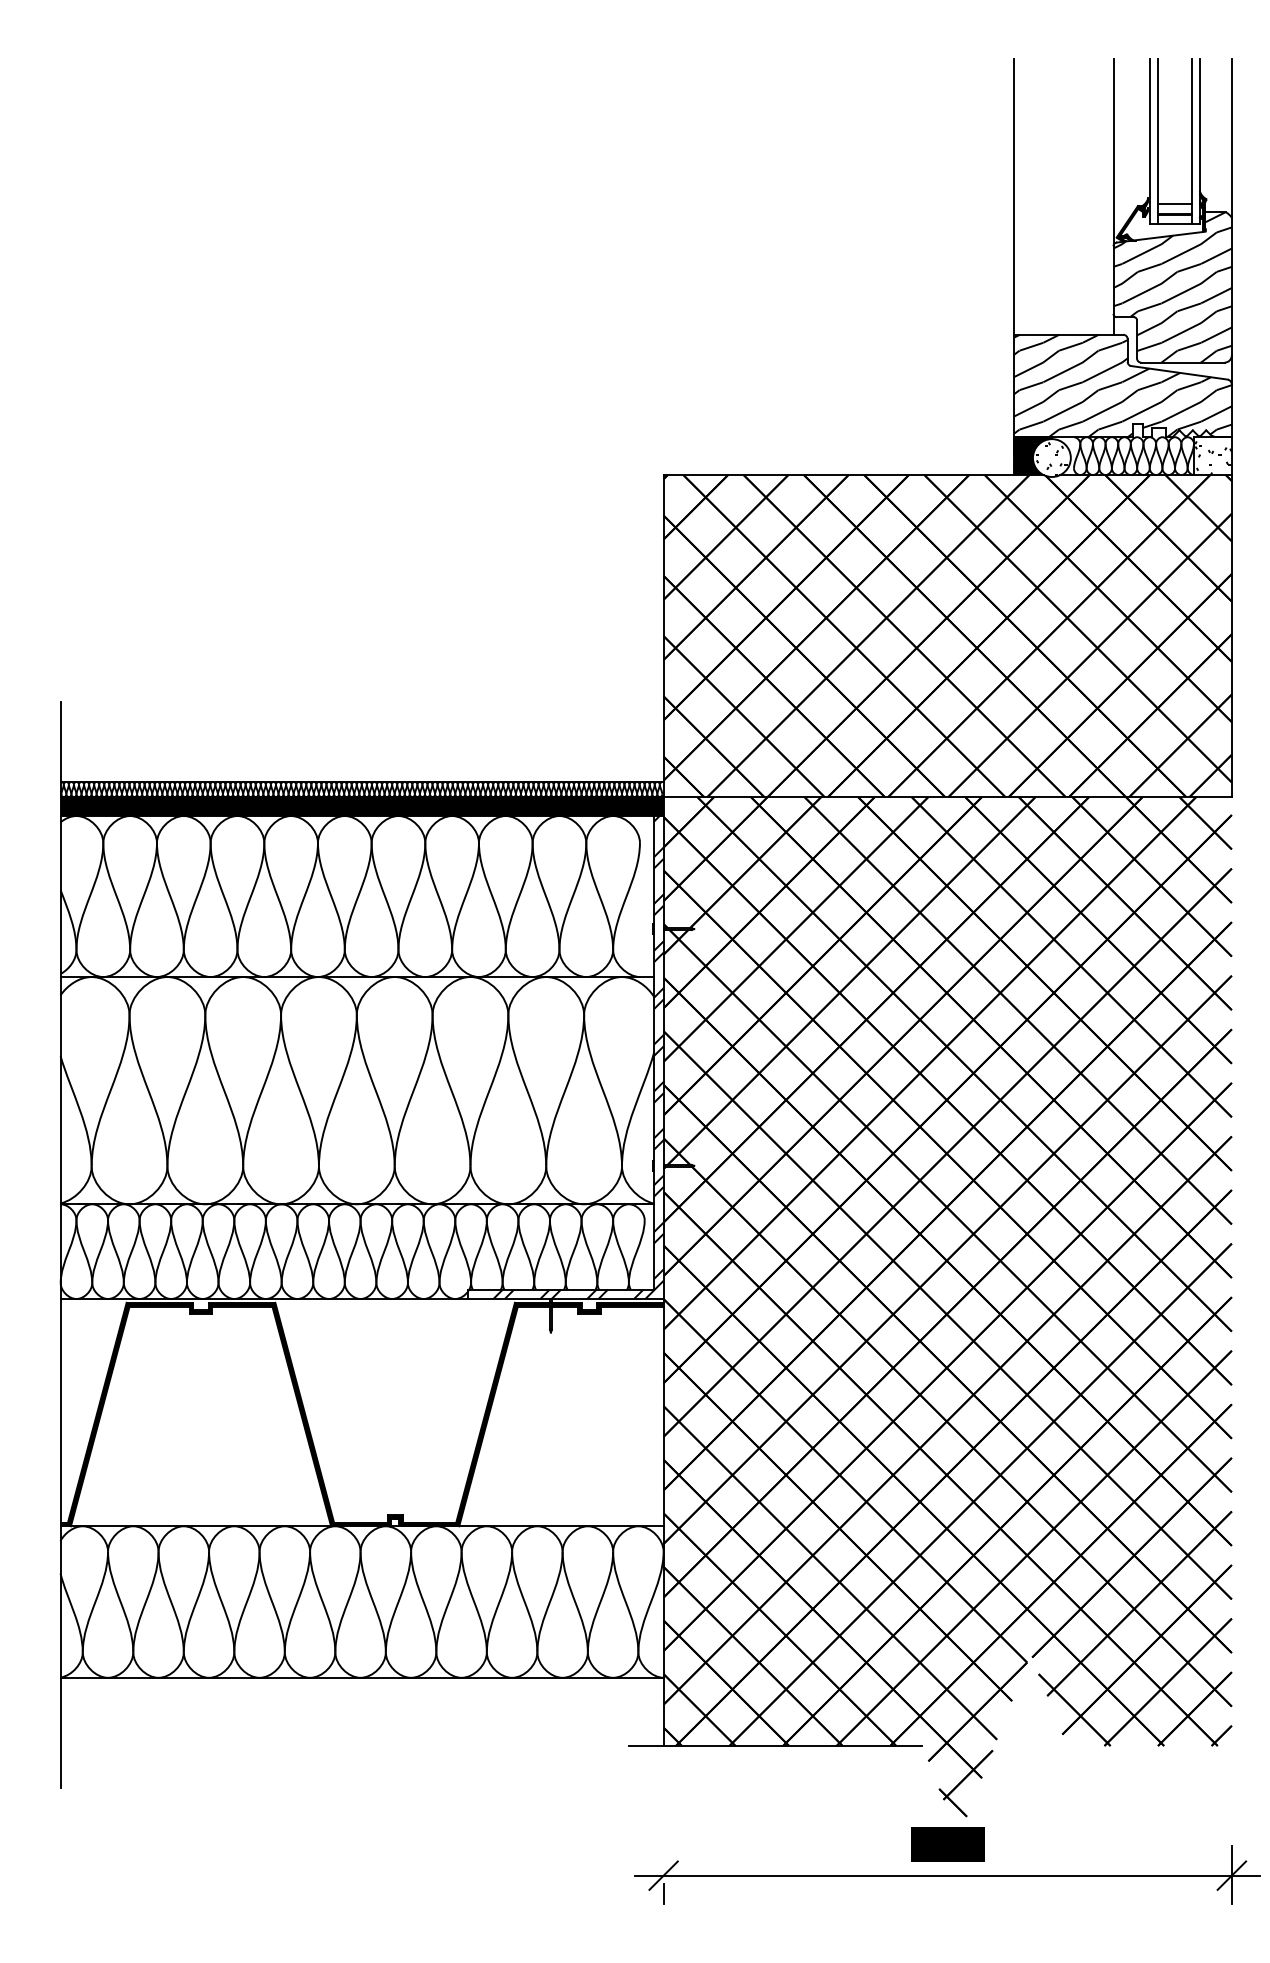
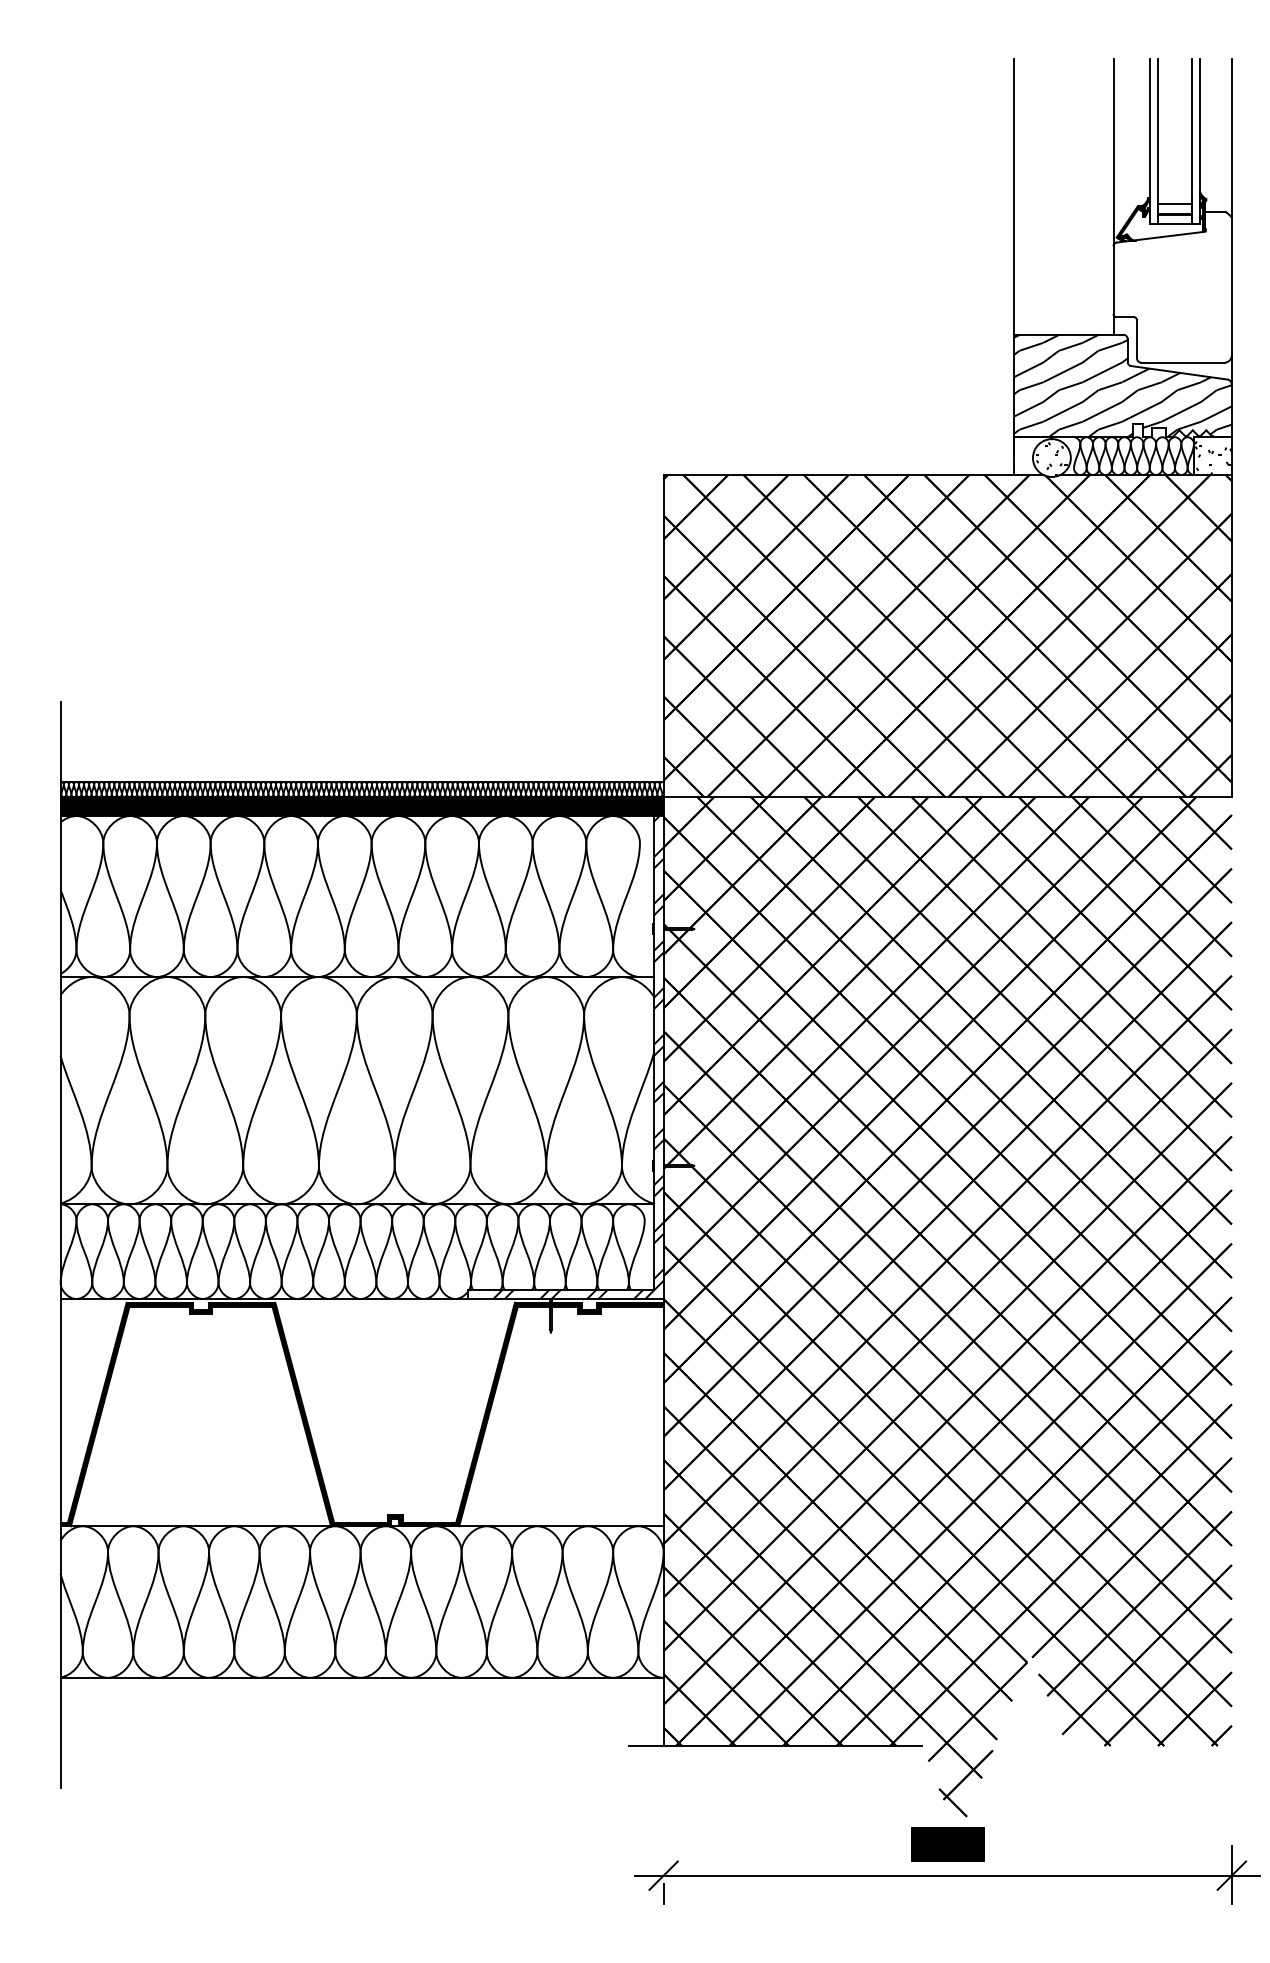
hatch: present -> none (1172, 287)
fill: present -> none (1032, 456)
